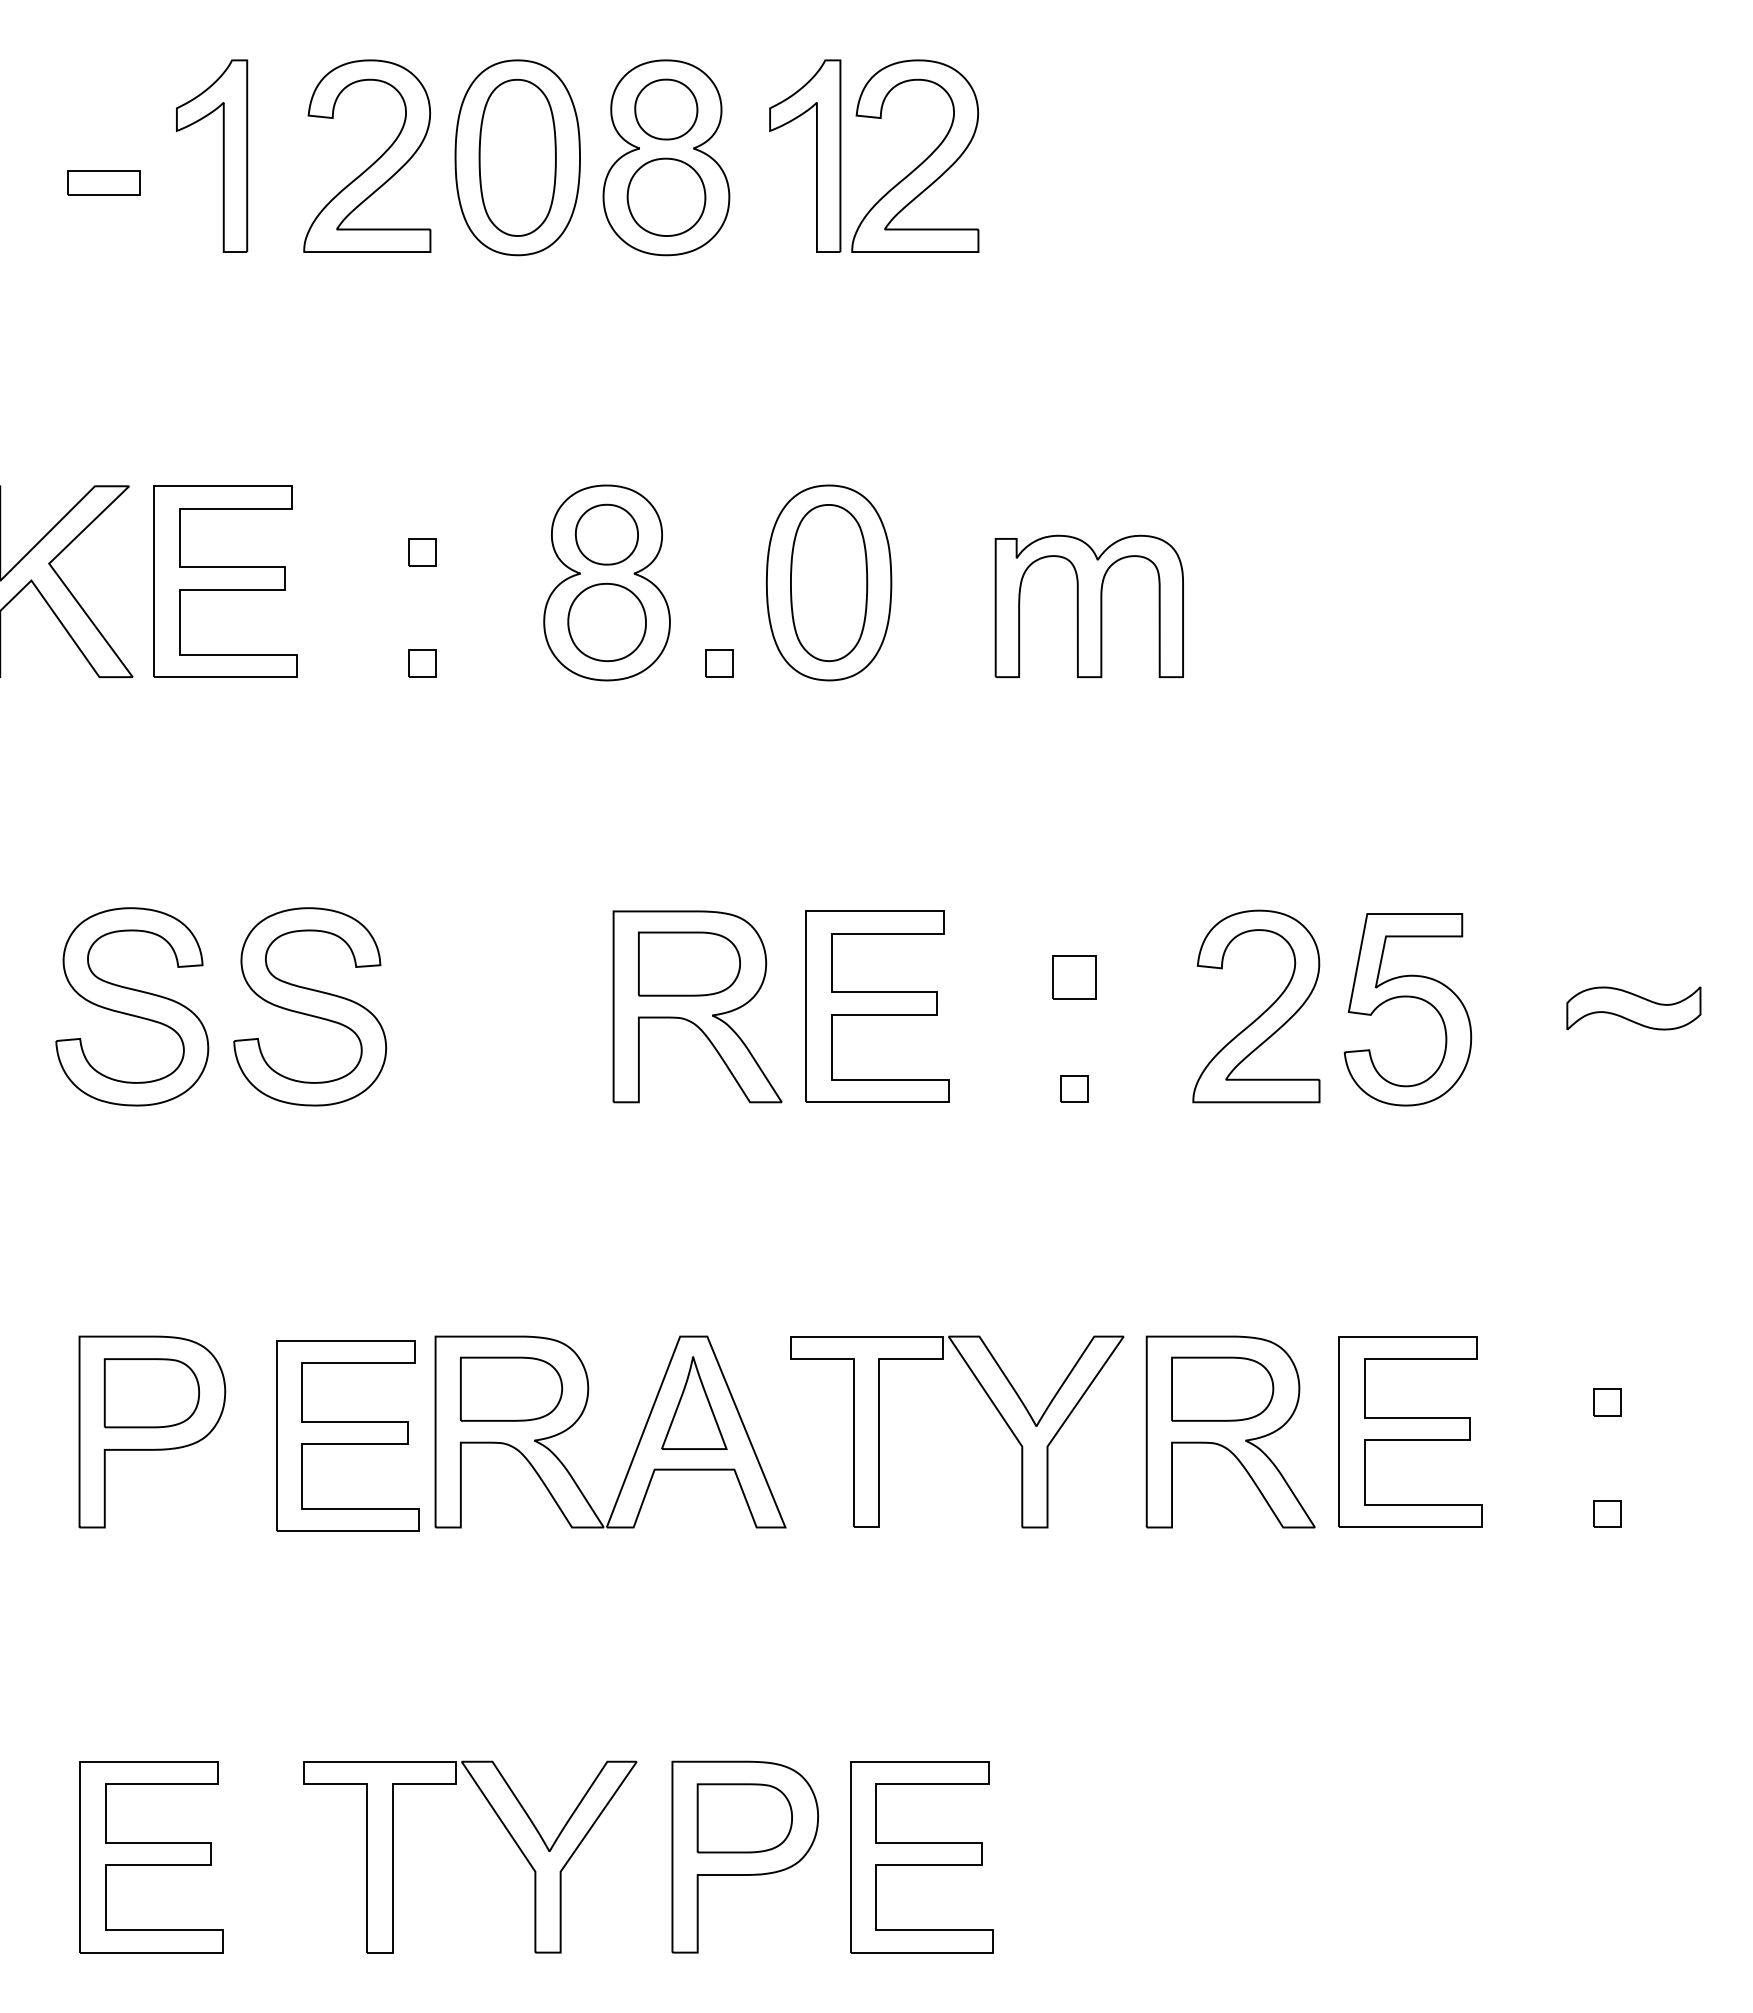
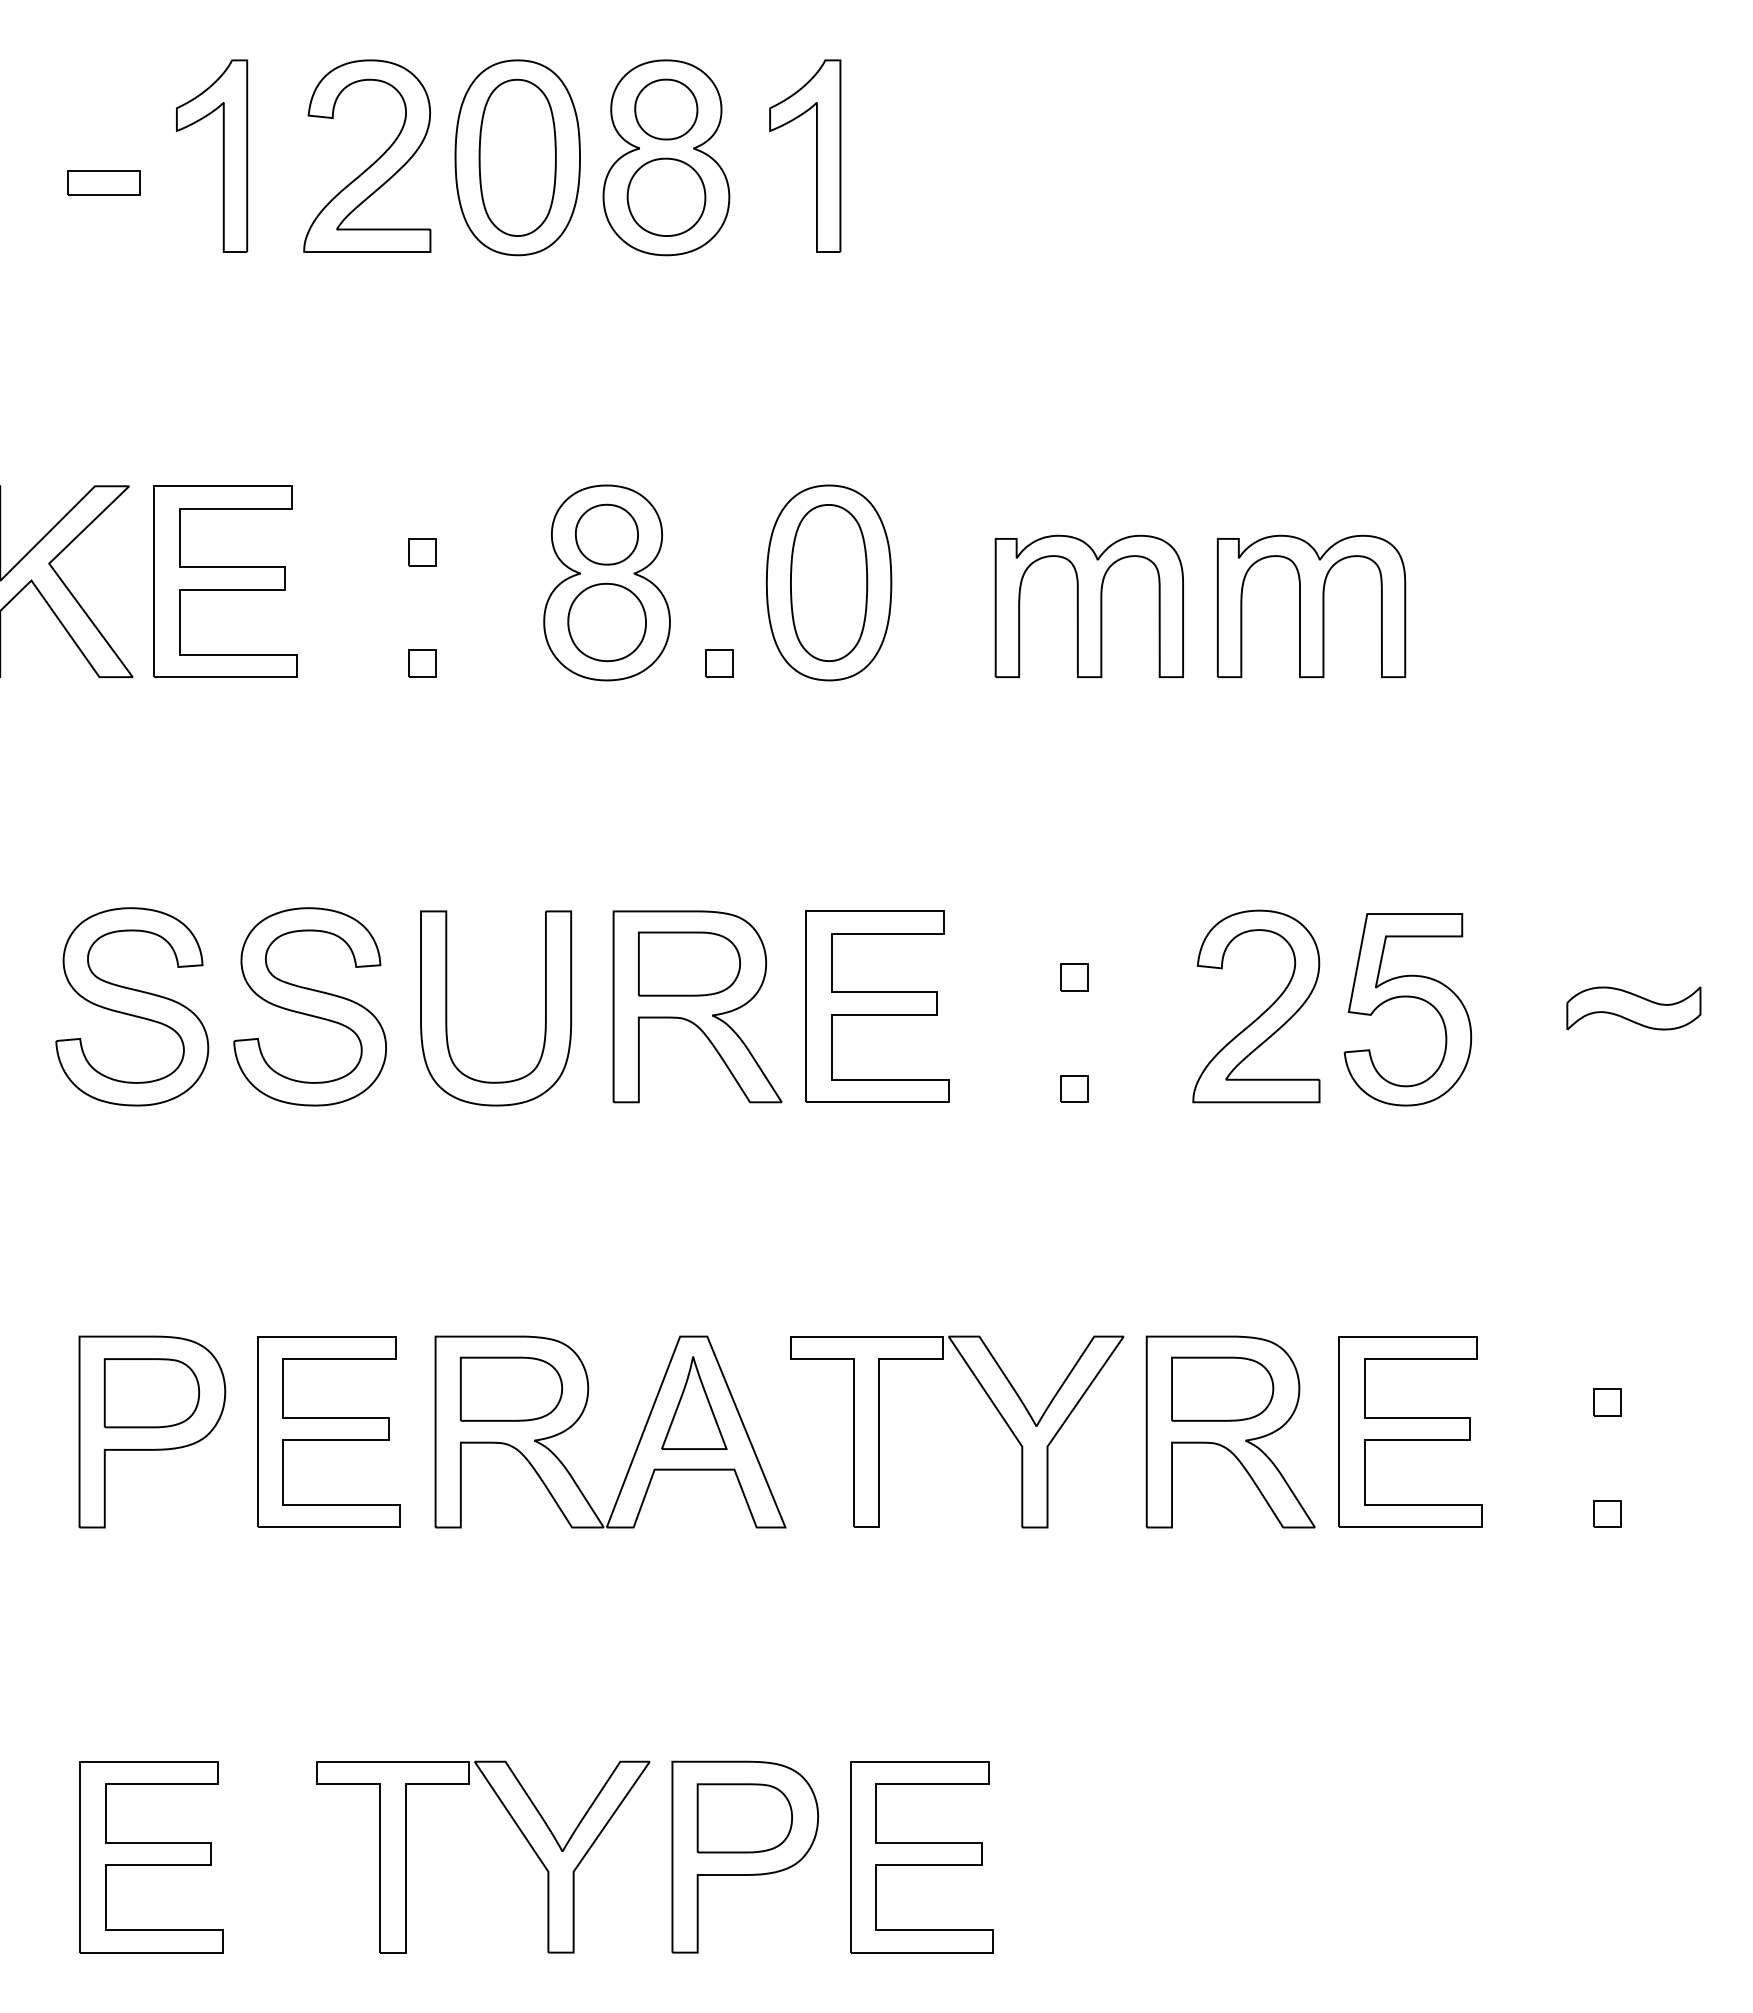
part: present -> none (922, 161)
part: none -> present (1311, 605)
part size: 45x45 px -> 29x29 px (1074, 977)
part: none -> present (447, 1008)
part position: (347, 1435) -> (328, 1431) (328, 1431)
part position: (506, 1830) -> (519, 1830) (519, 1830)
